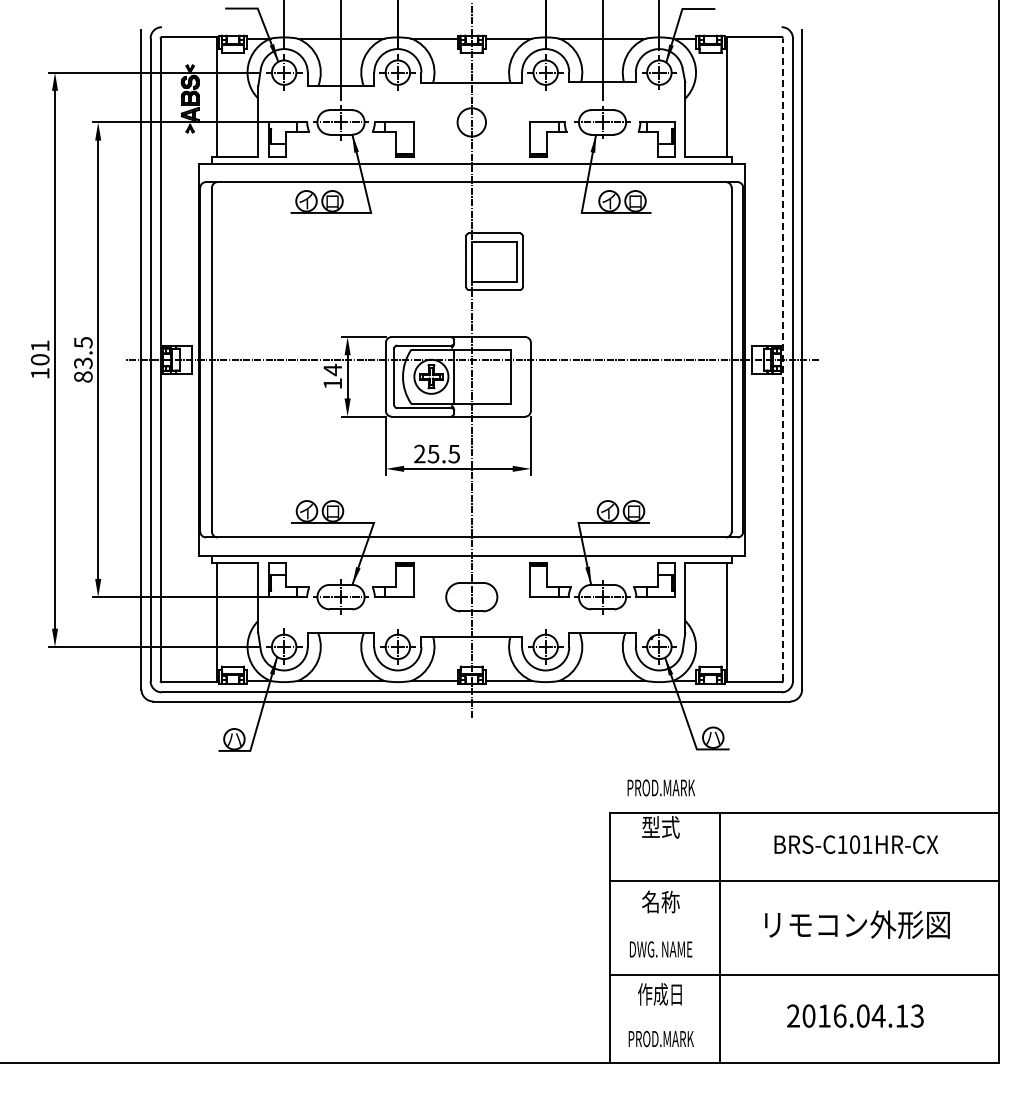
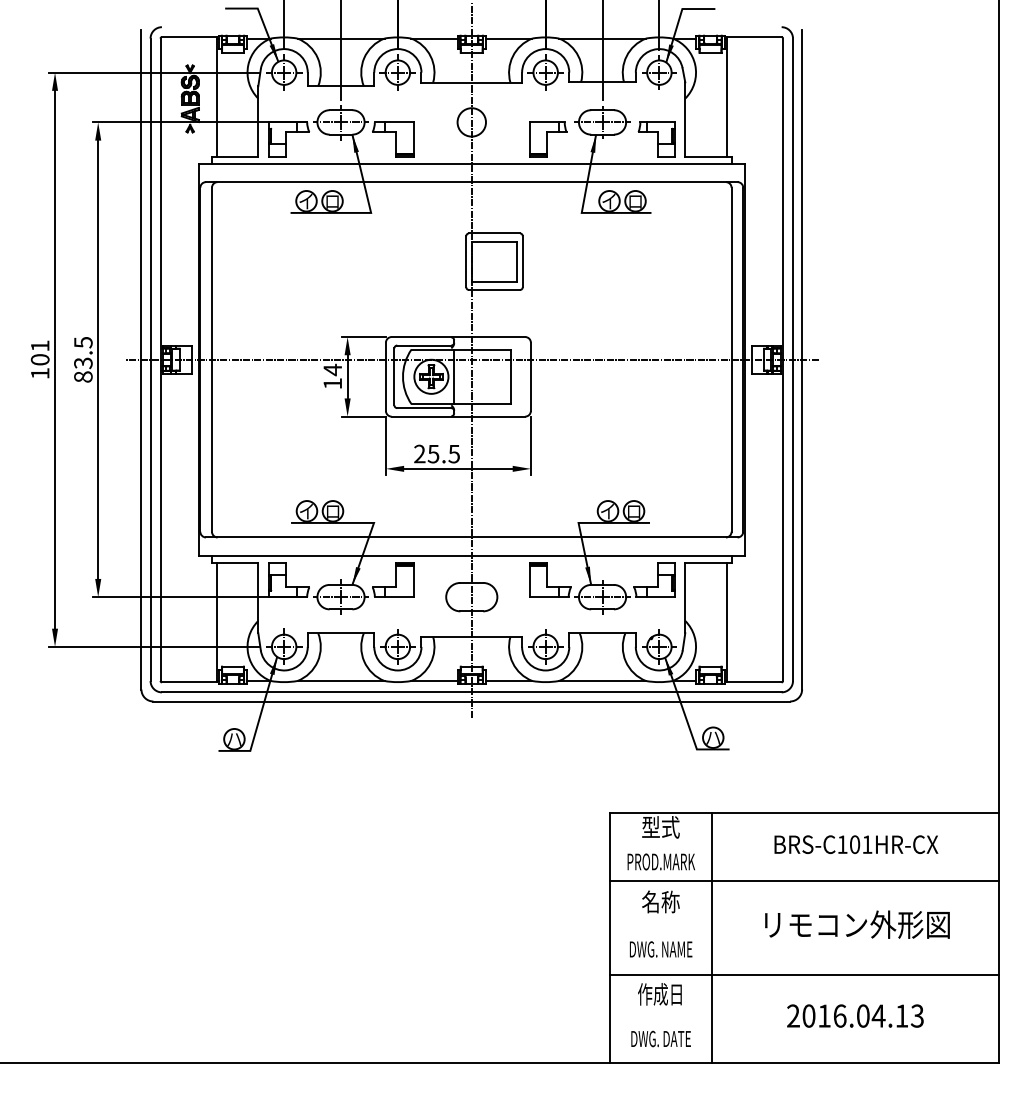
line: dashed -> solid (783, 359)
text position: (660, 787) -> (660, 861) (660, 861)
line position: (720, 937) -> (712, 937) (712, 937)
text: PROD.MARK -> DWG. DATE (660, 1038)
